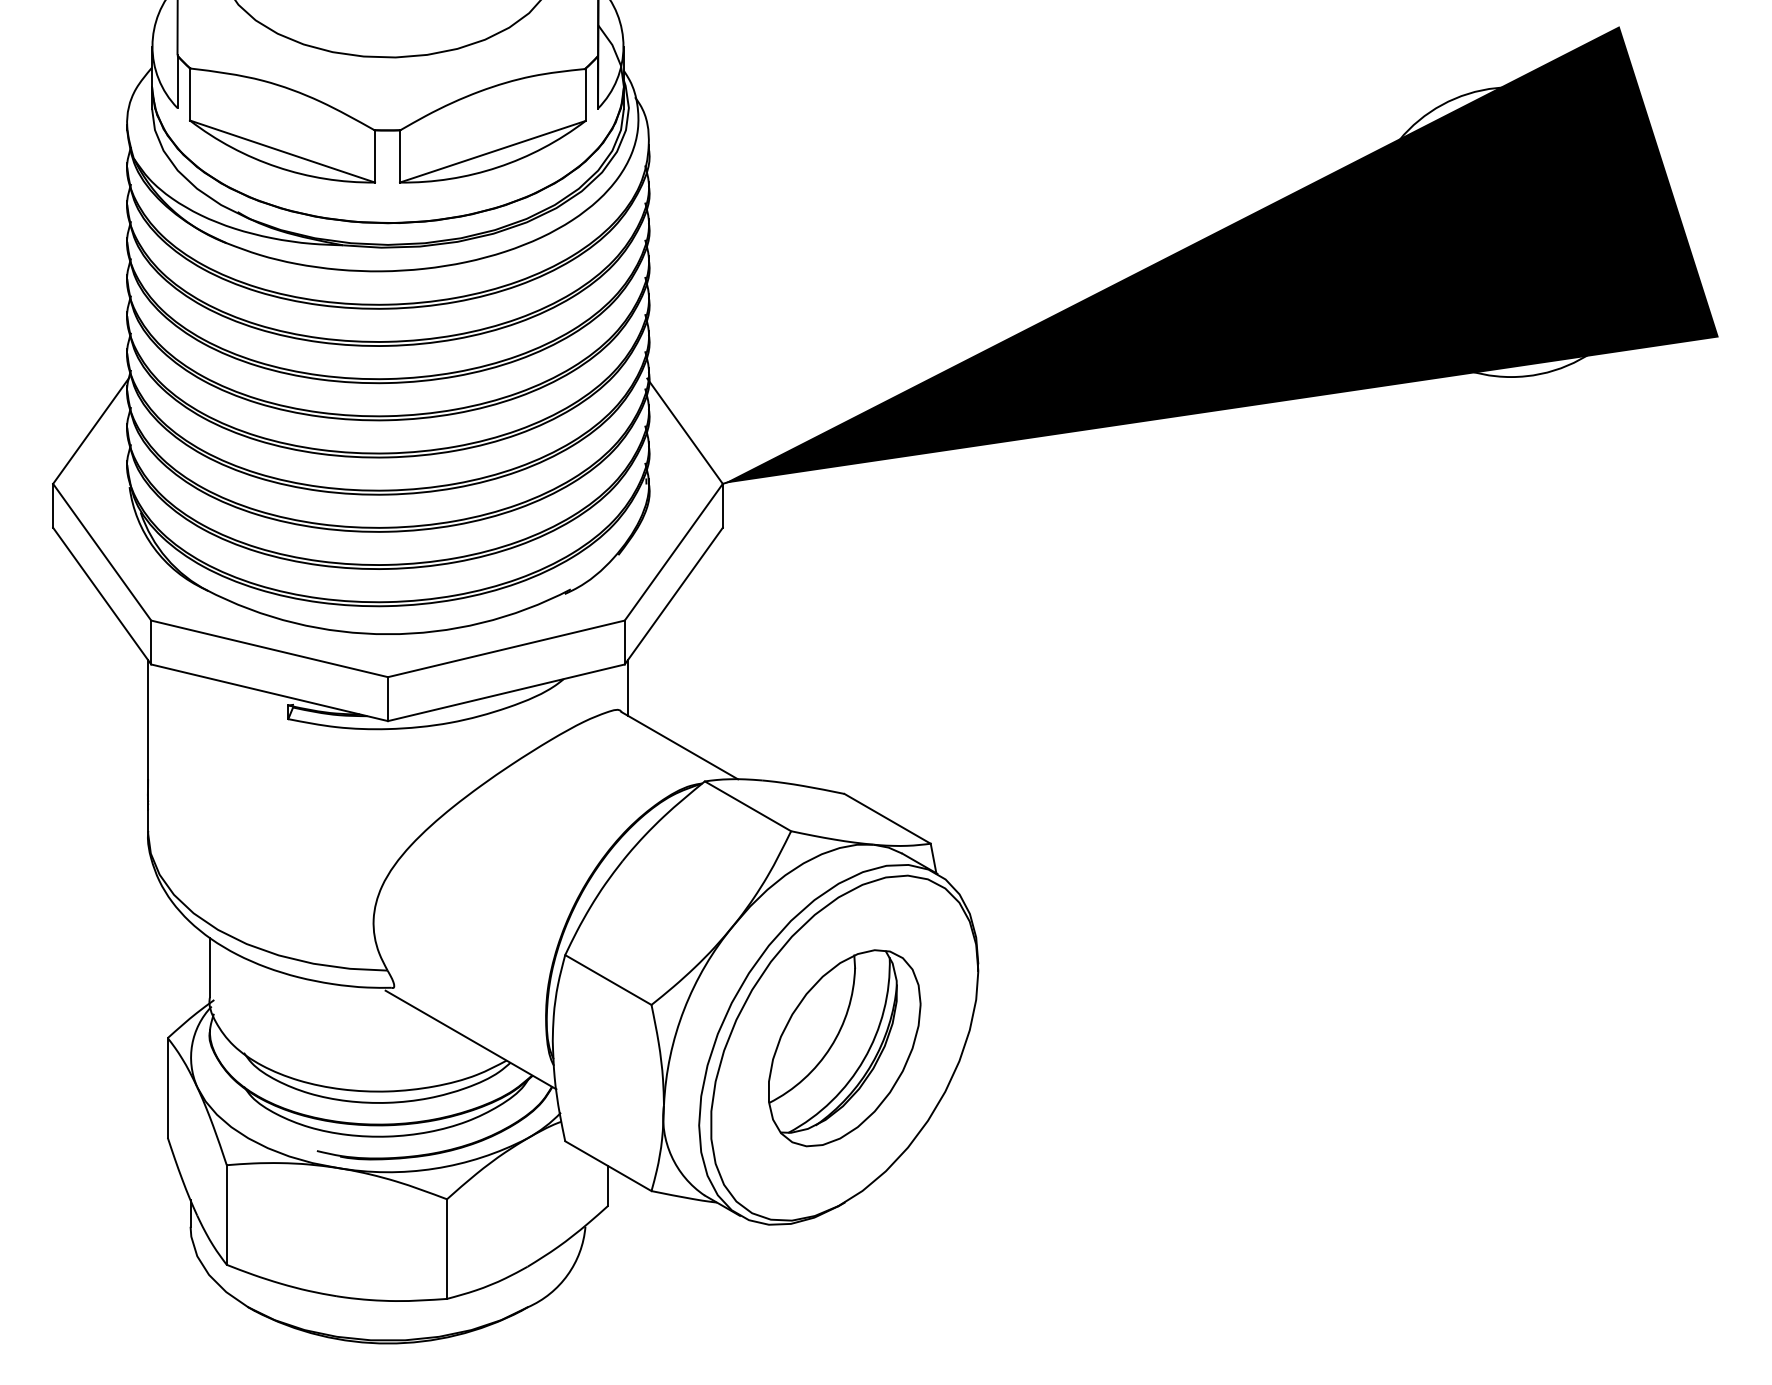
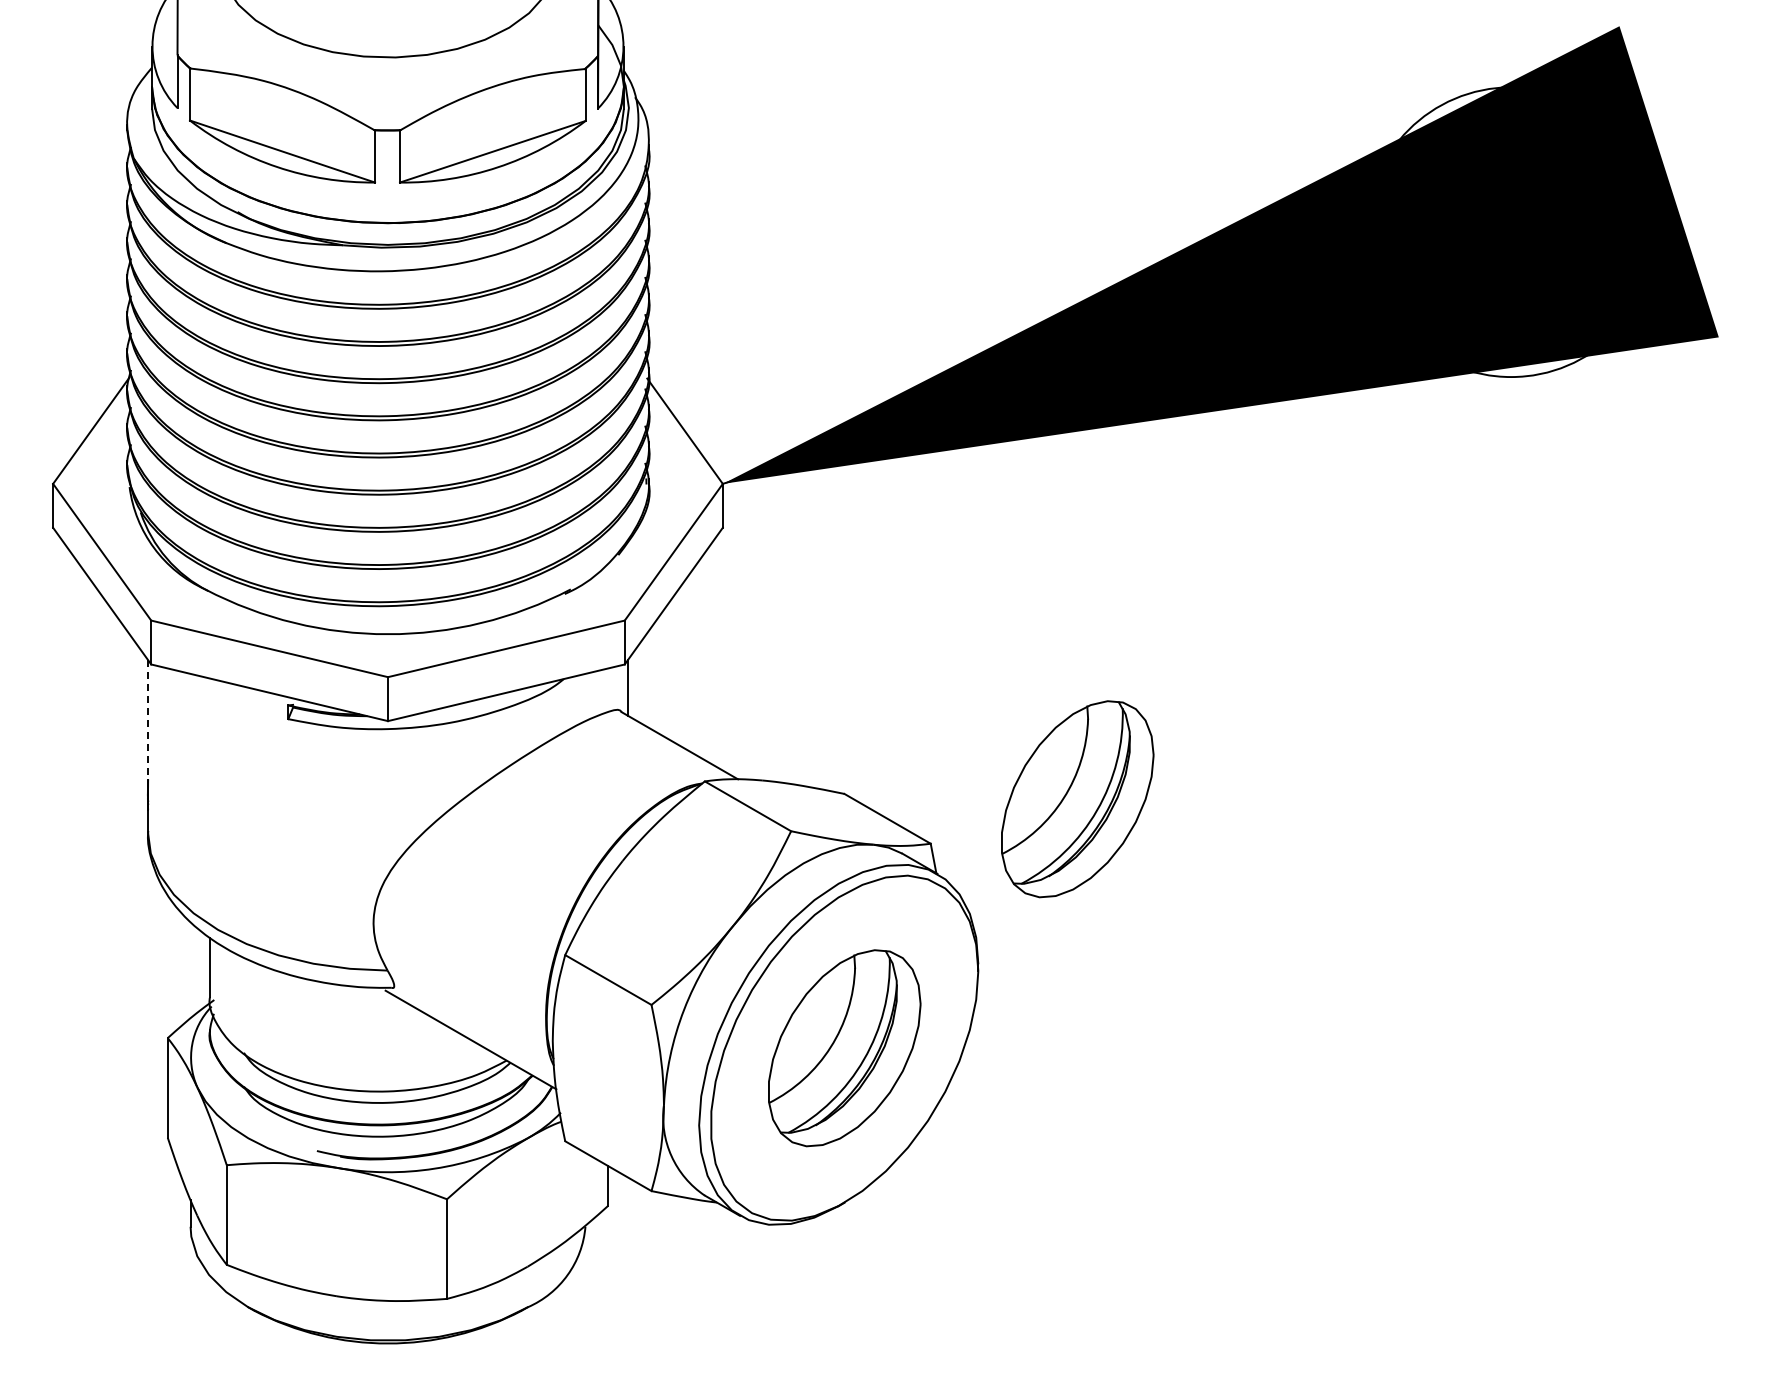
line: solid -> dashed (147, 724)
part: none -> present (1077, 799)
